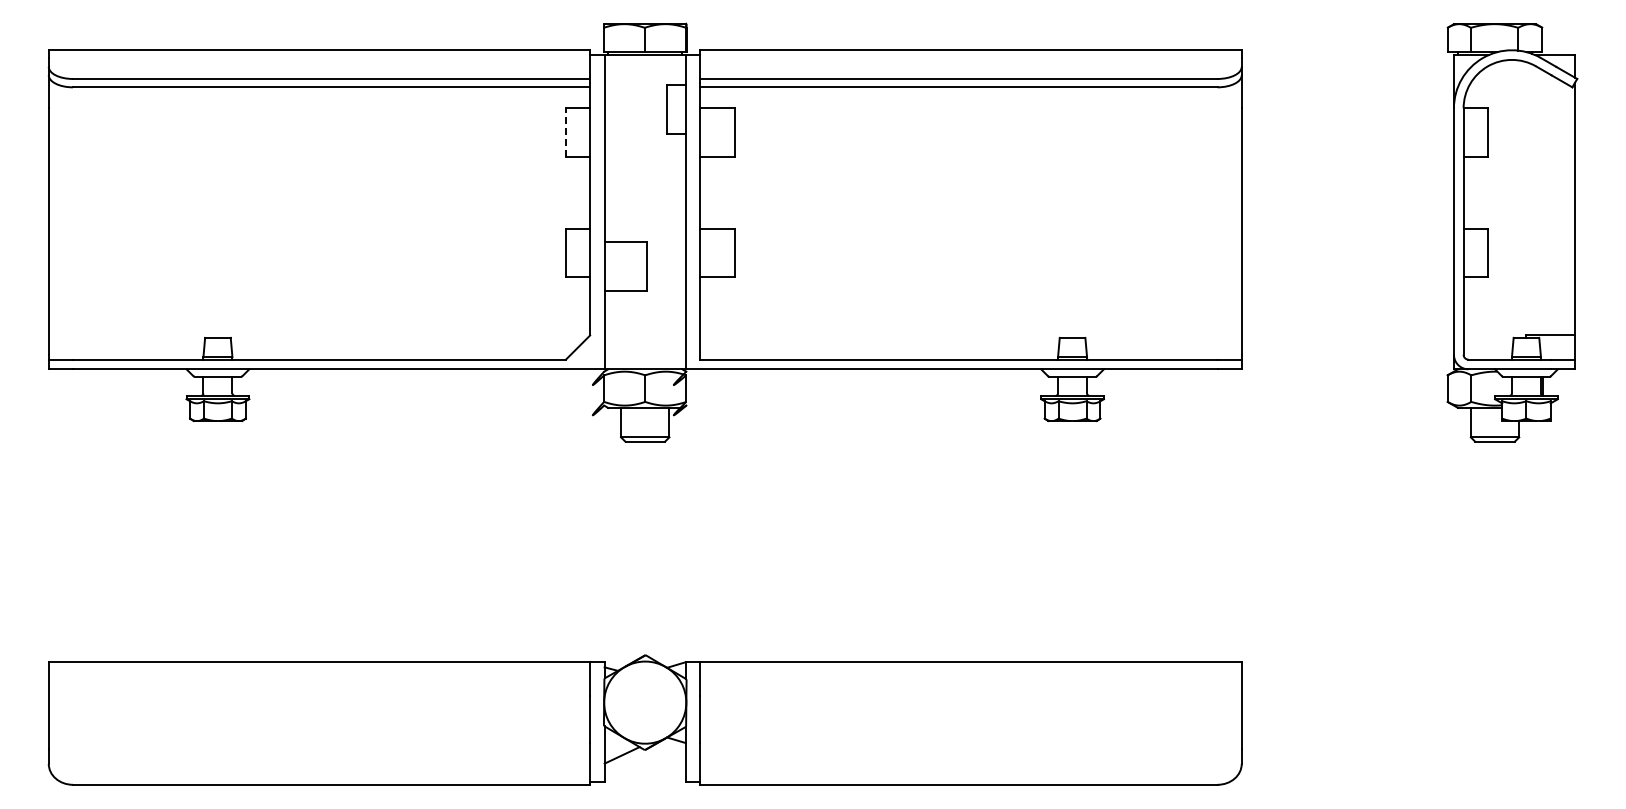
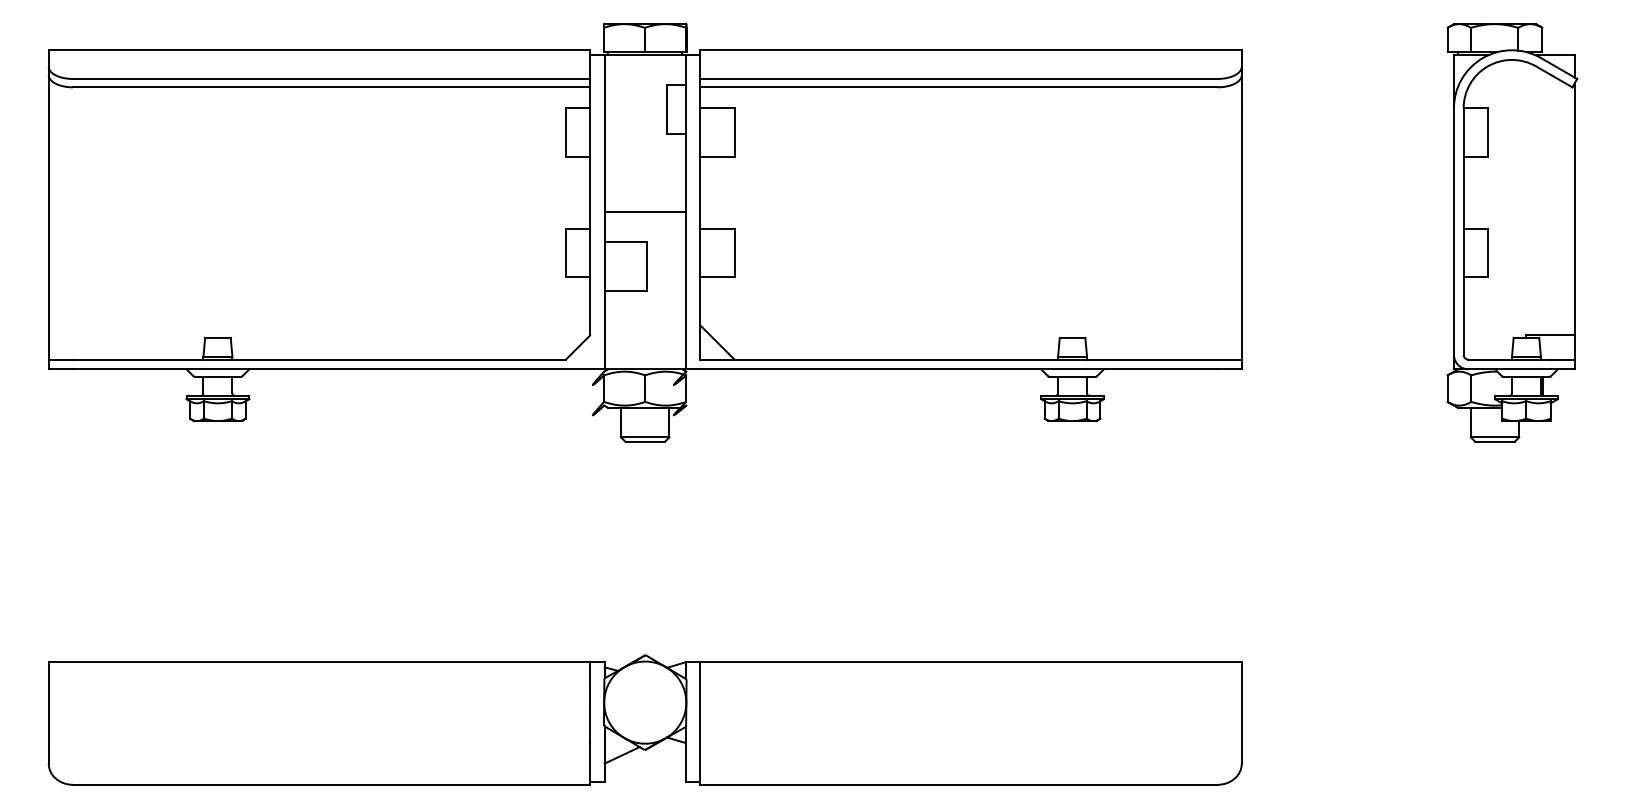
line: dashed -> solid (565, 131)
line: none -> present (644, 212)
line: none -> present (717, 342)
